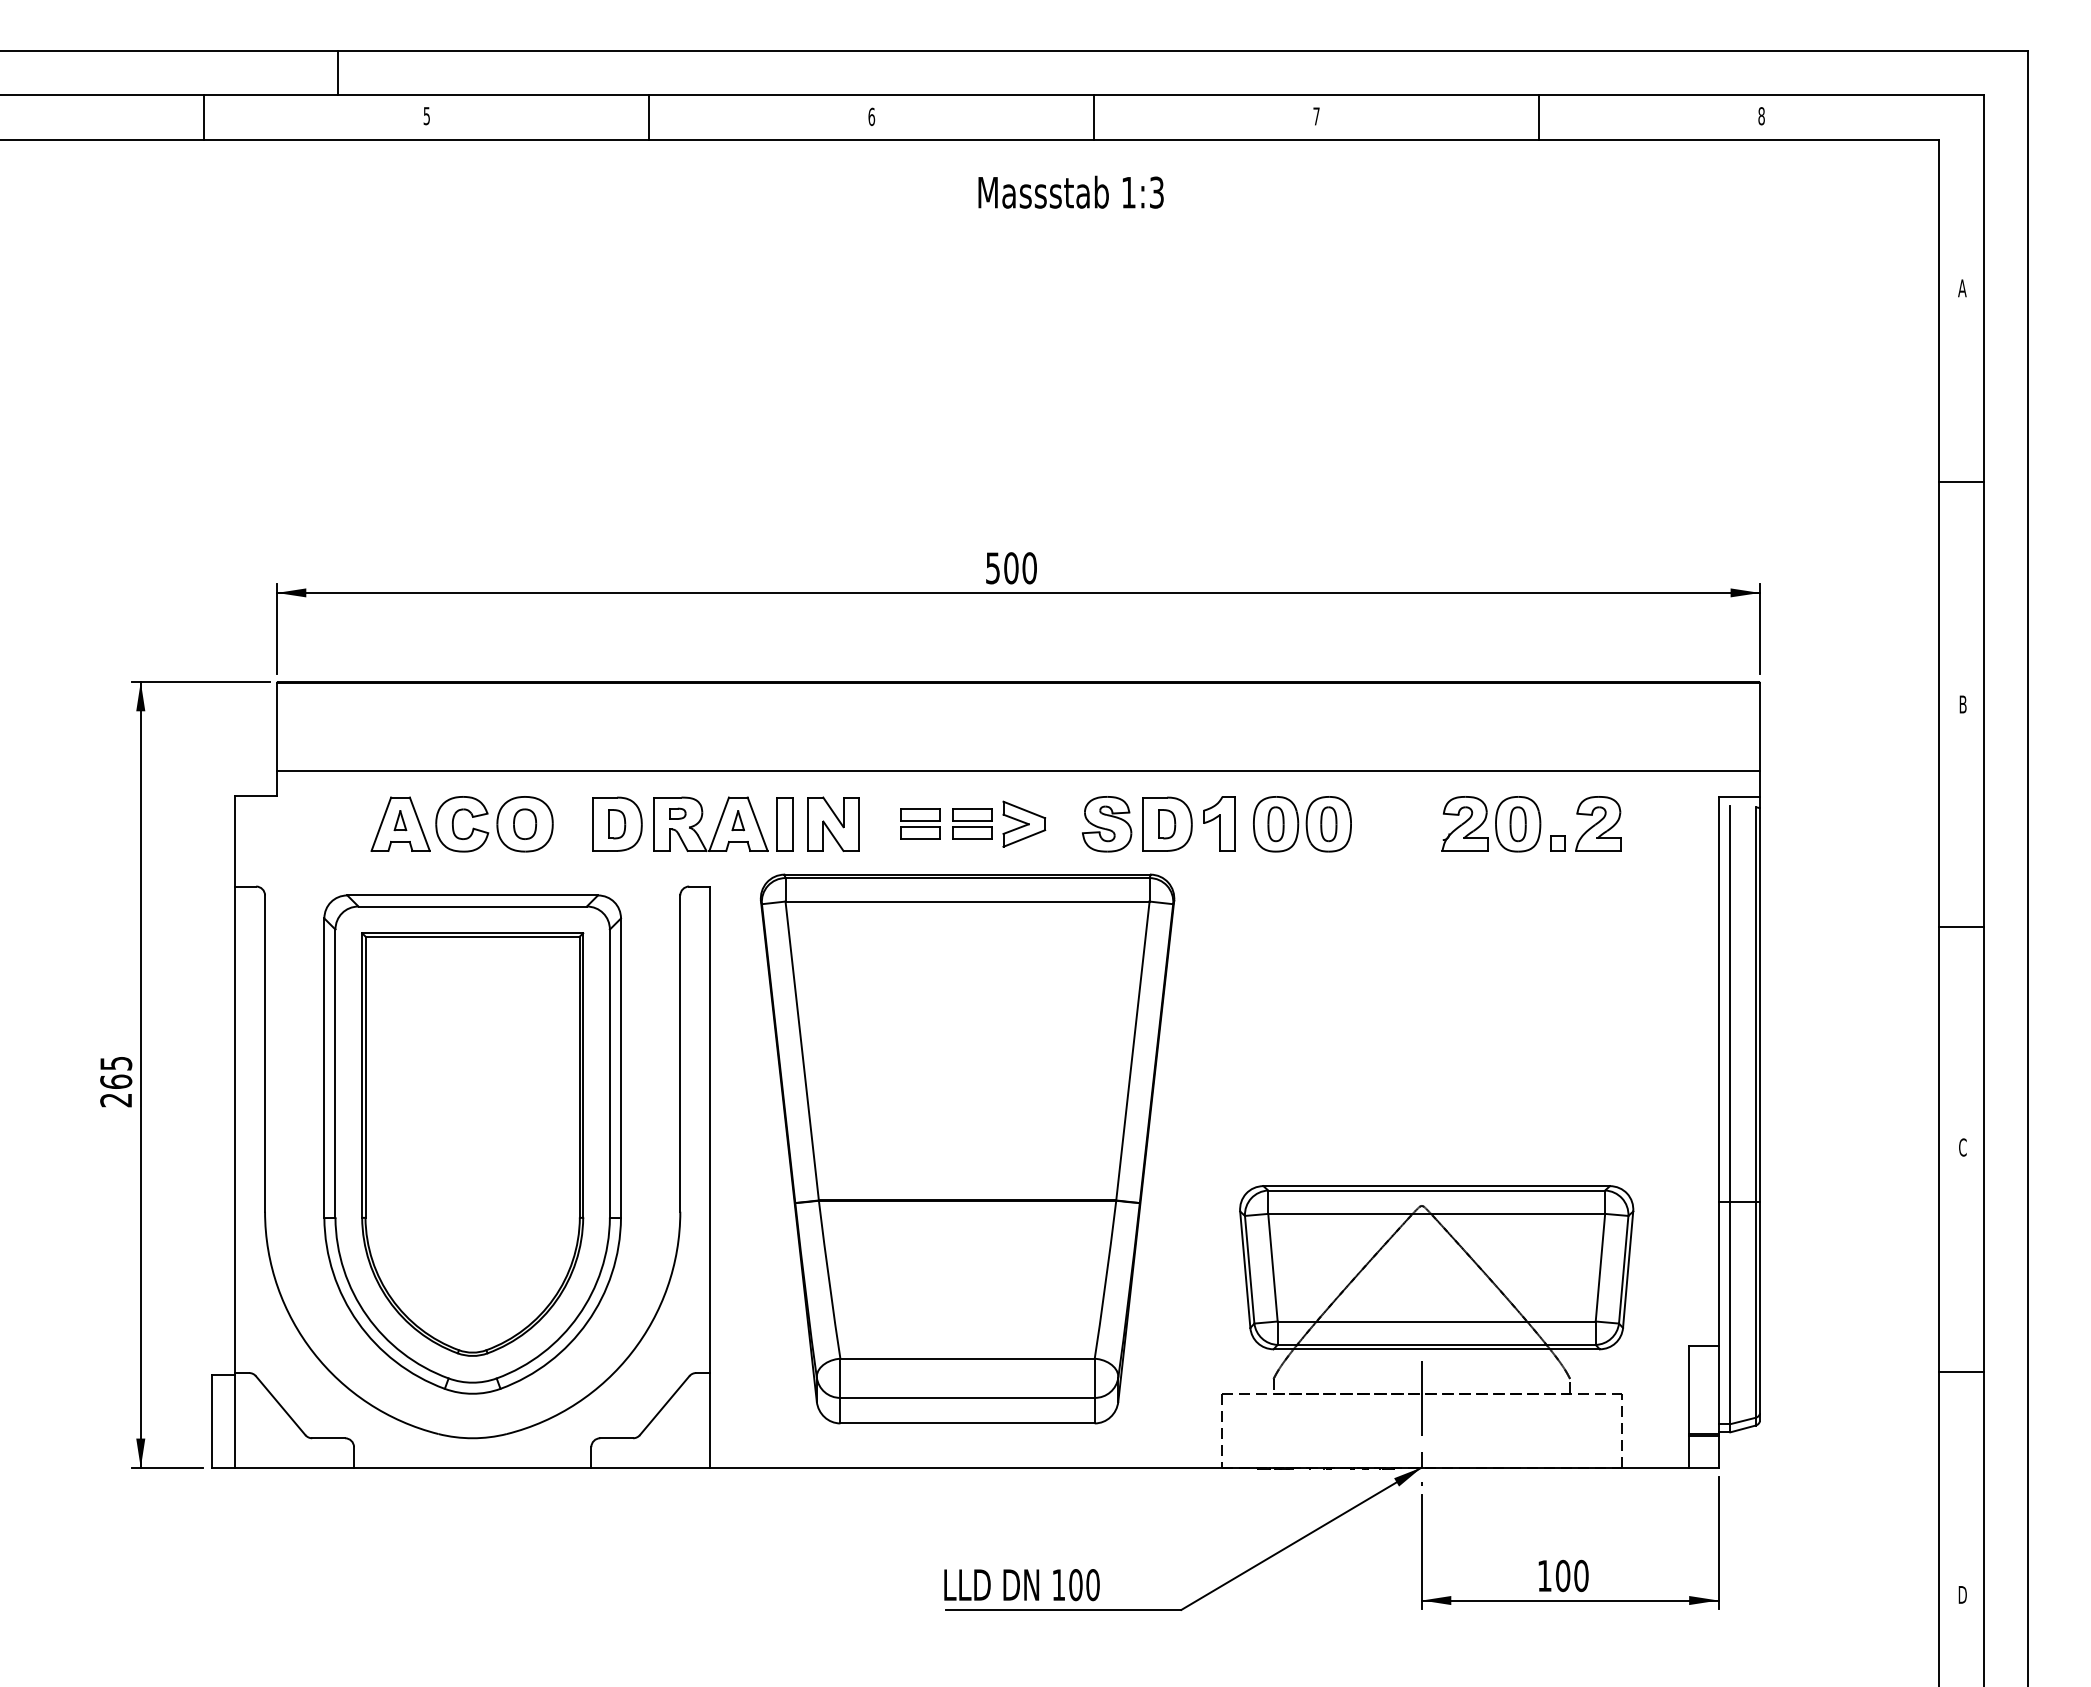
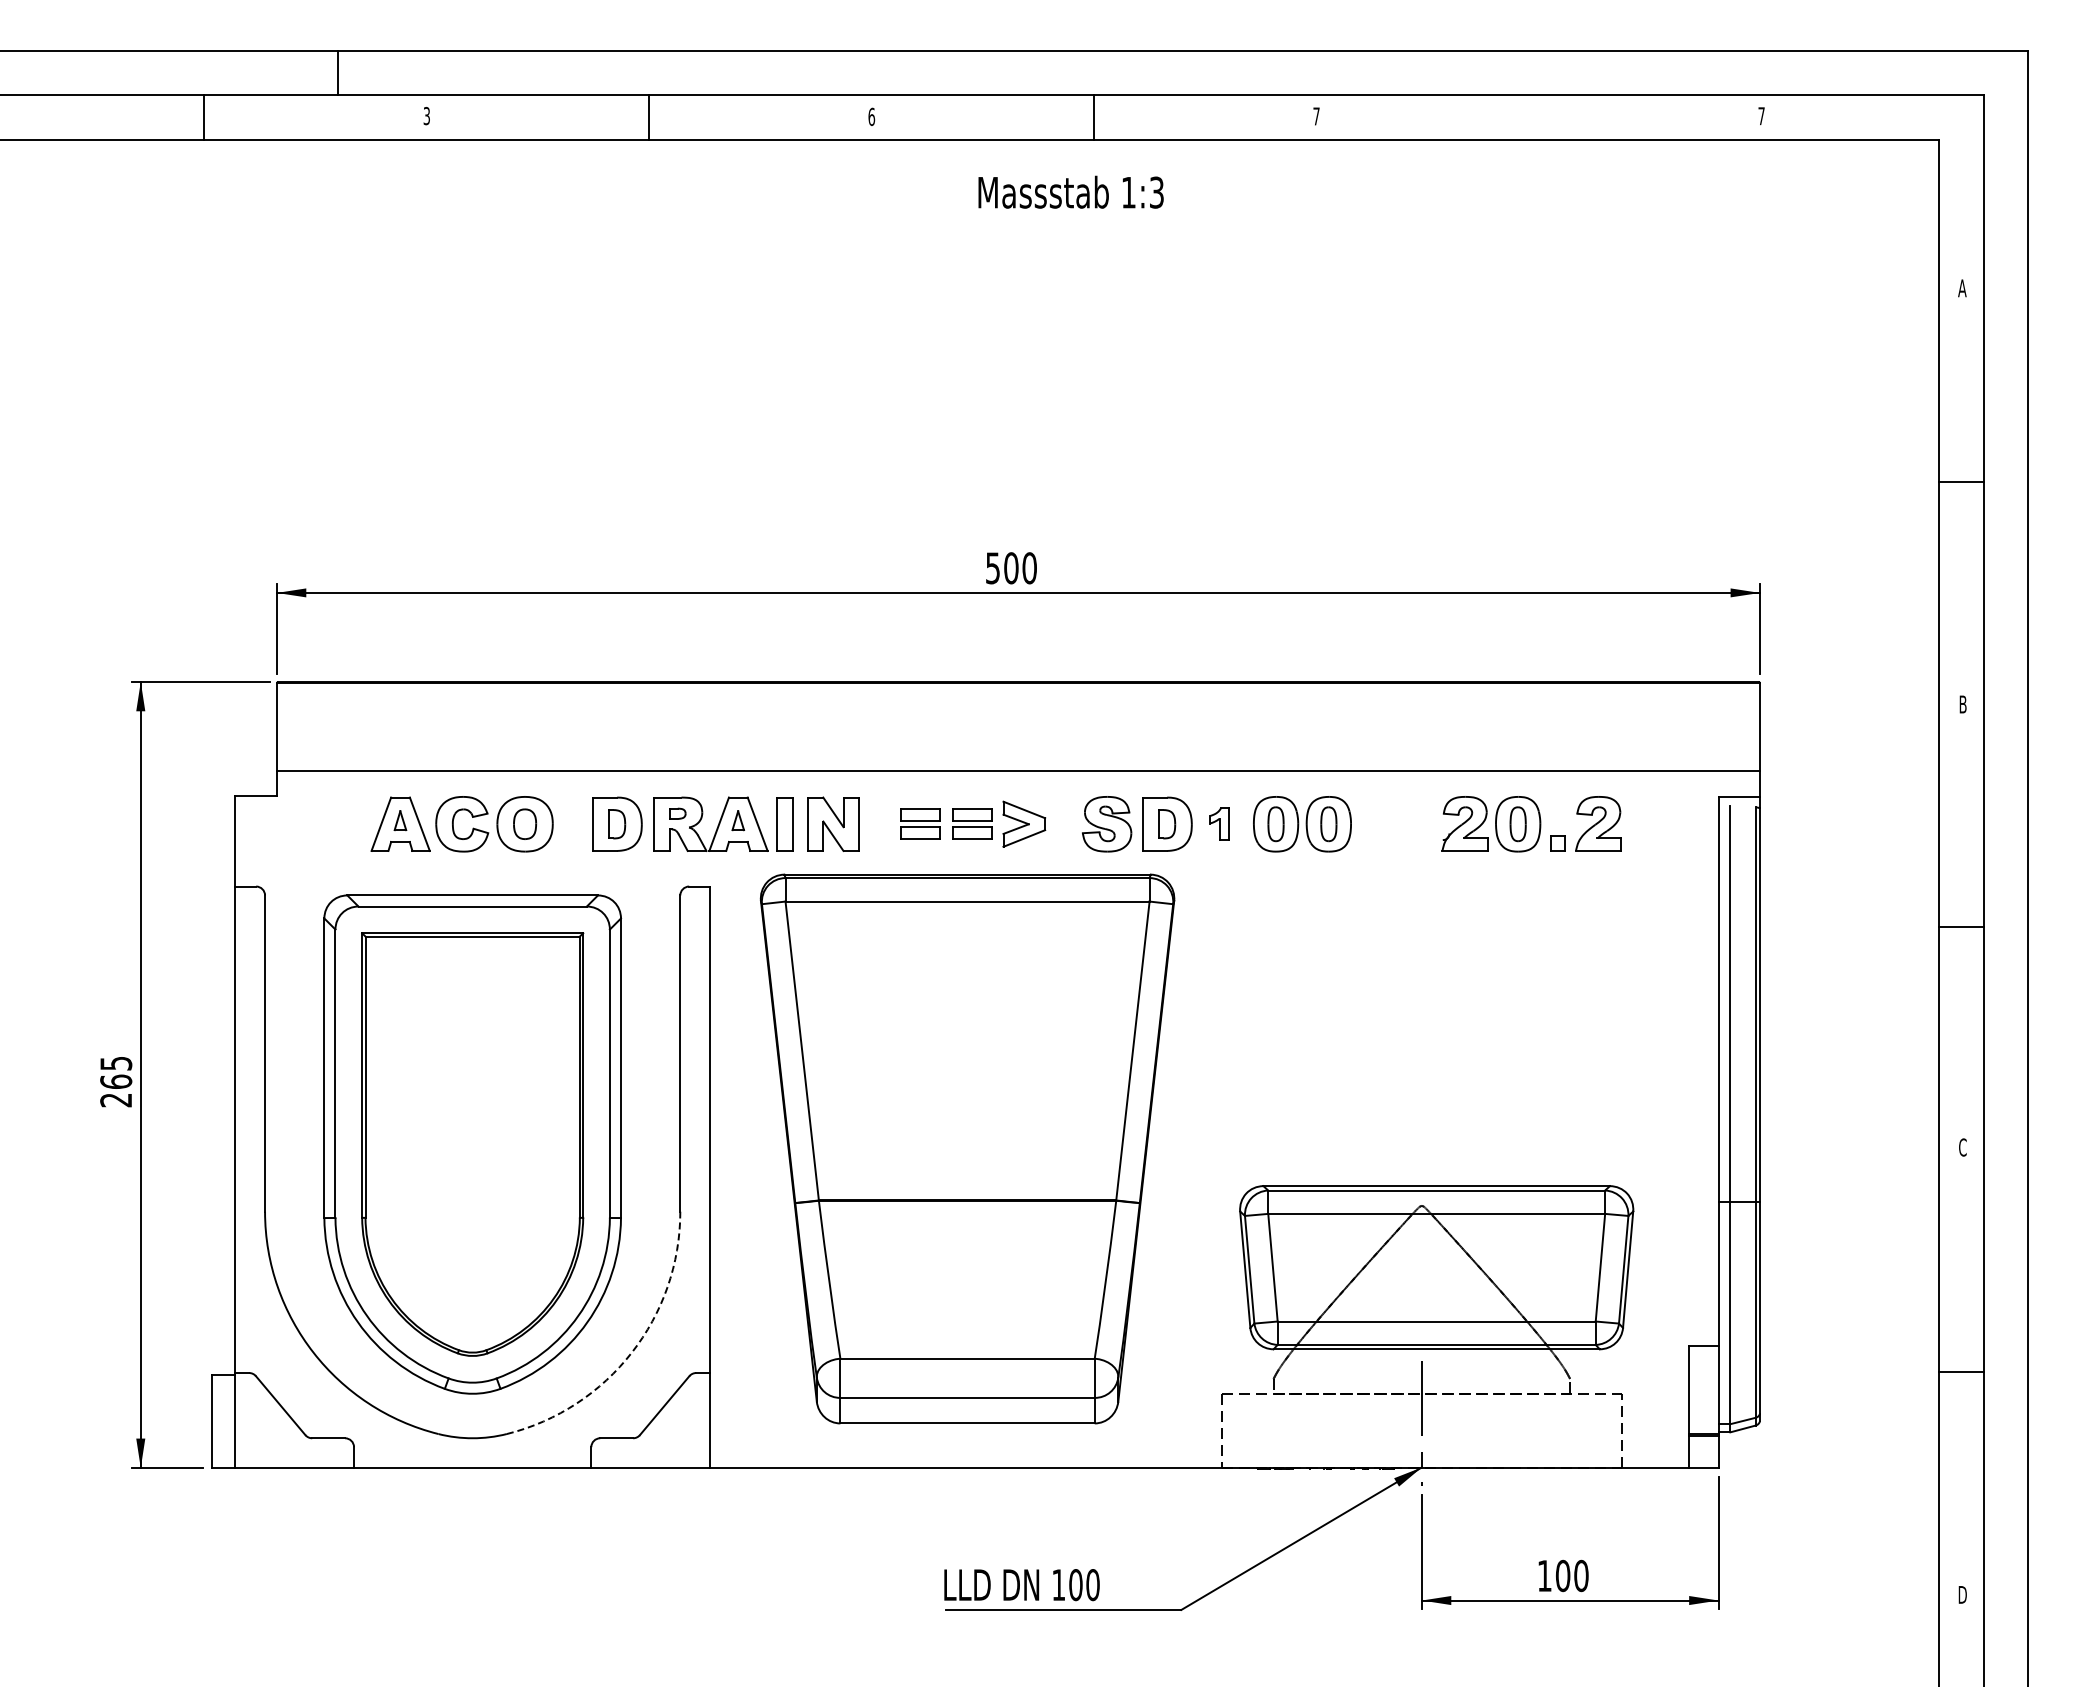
text: 5 -> 3 (426, 115)
text: 8 -> 7 (1761, 116)
line: present -> none (1538, 117)
part size: 33x56 px -> 21x34 px (1219, 823)
arc: solid -> dashed (631, 1352)
